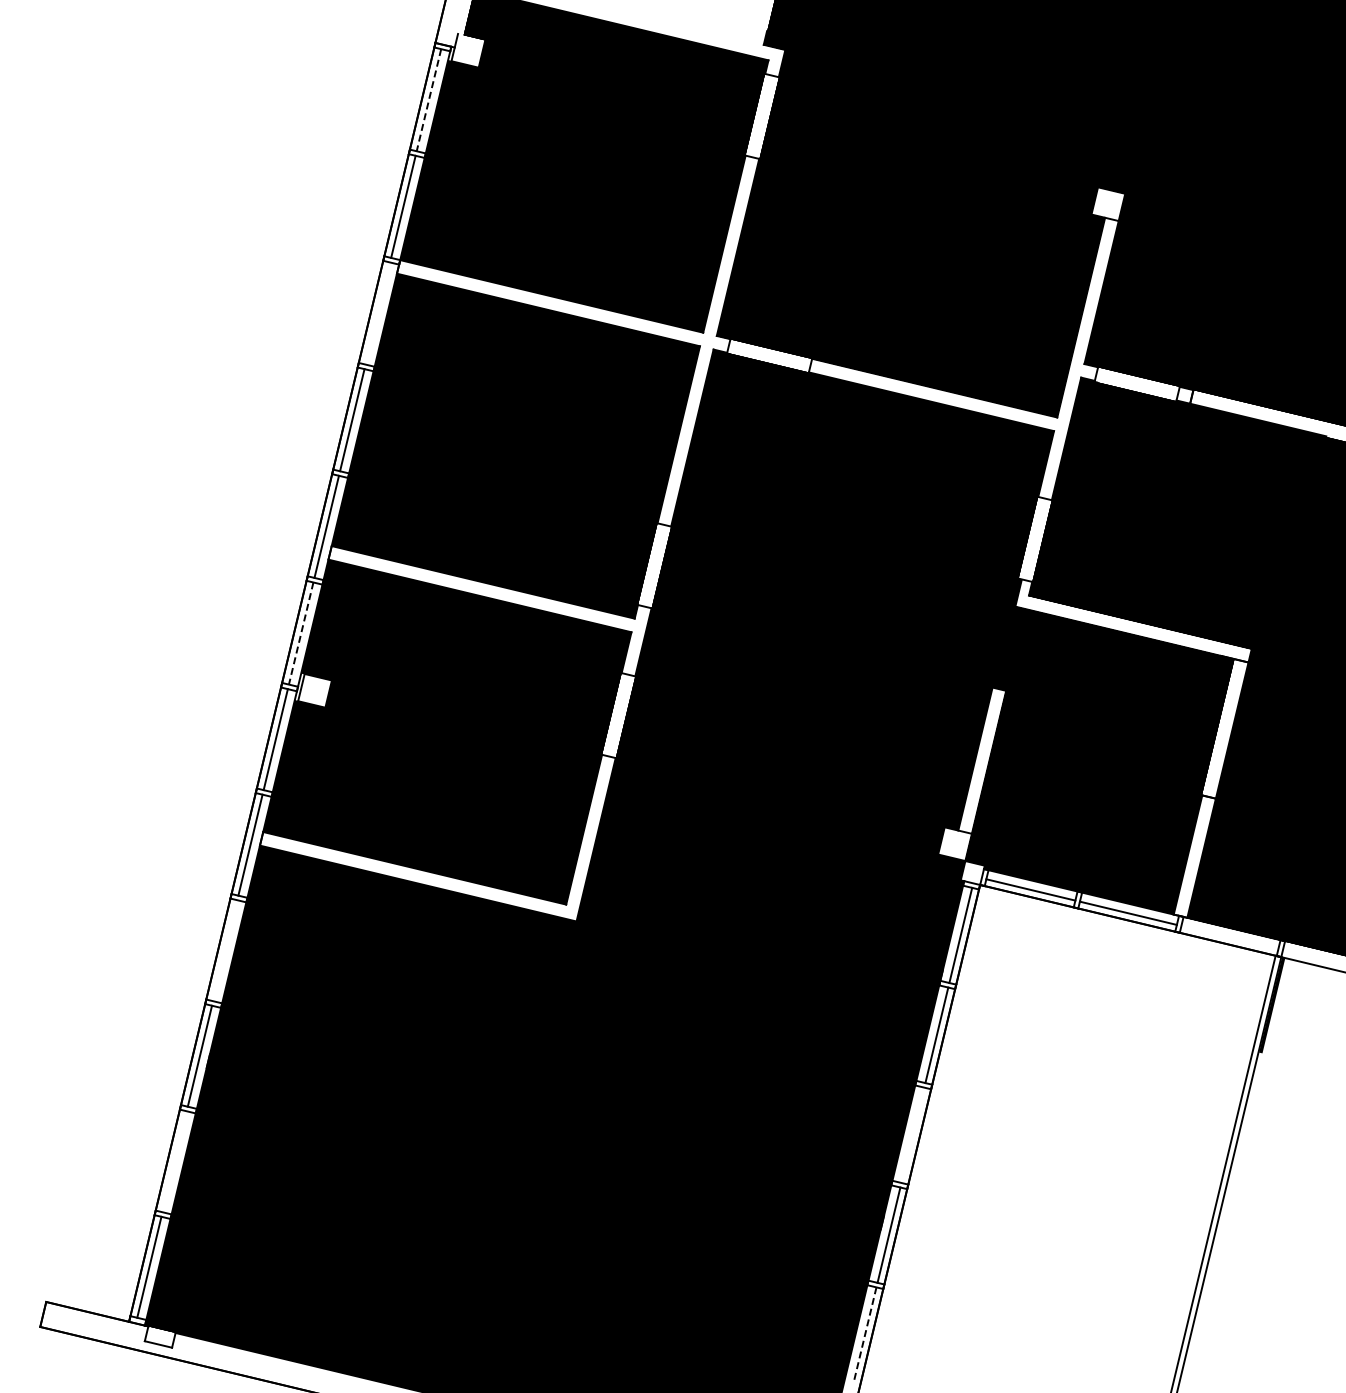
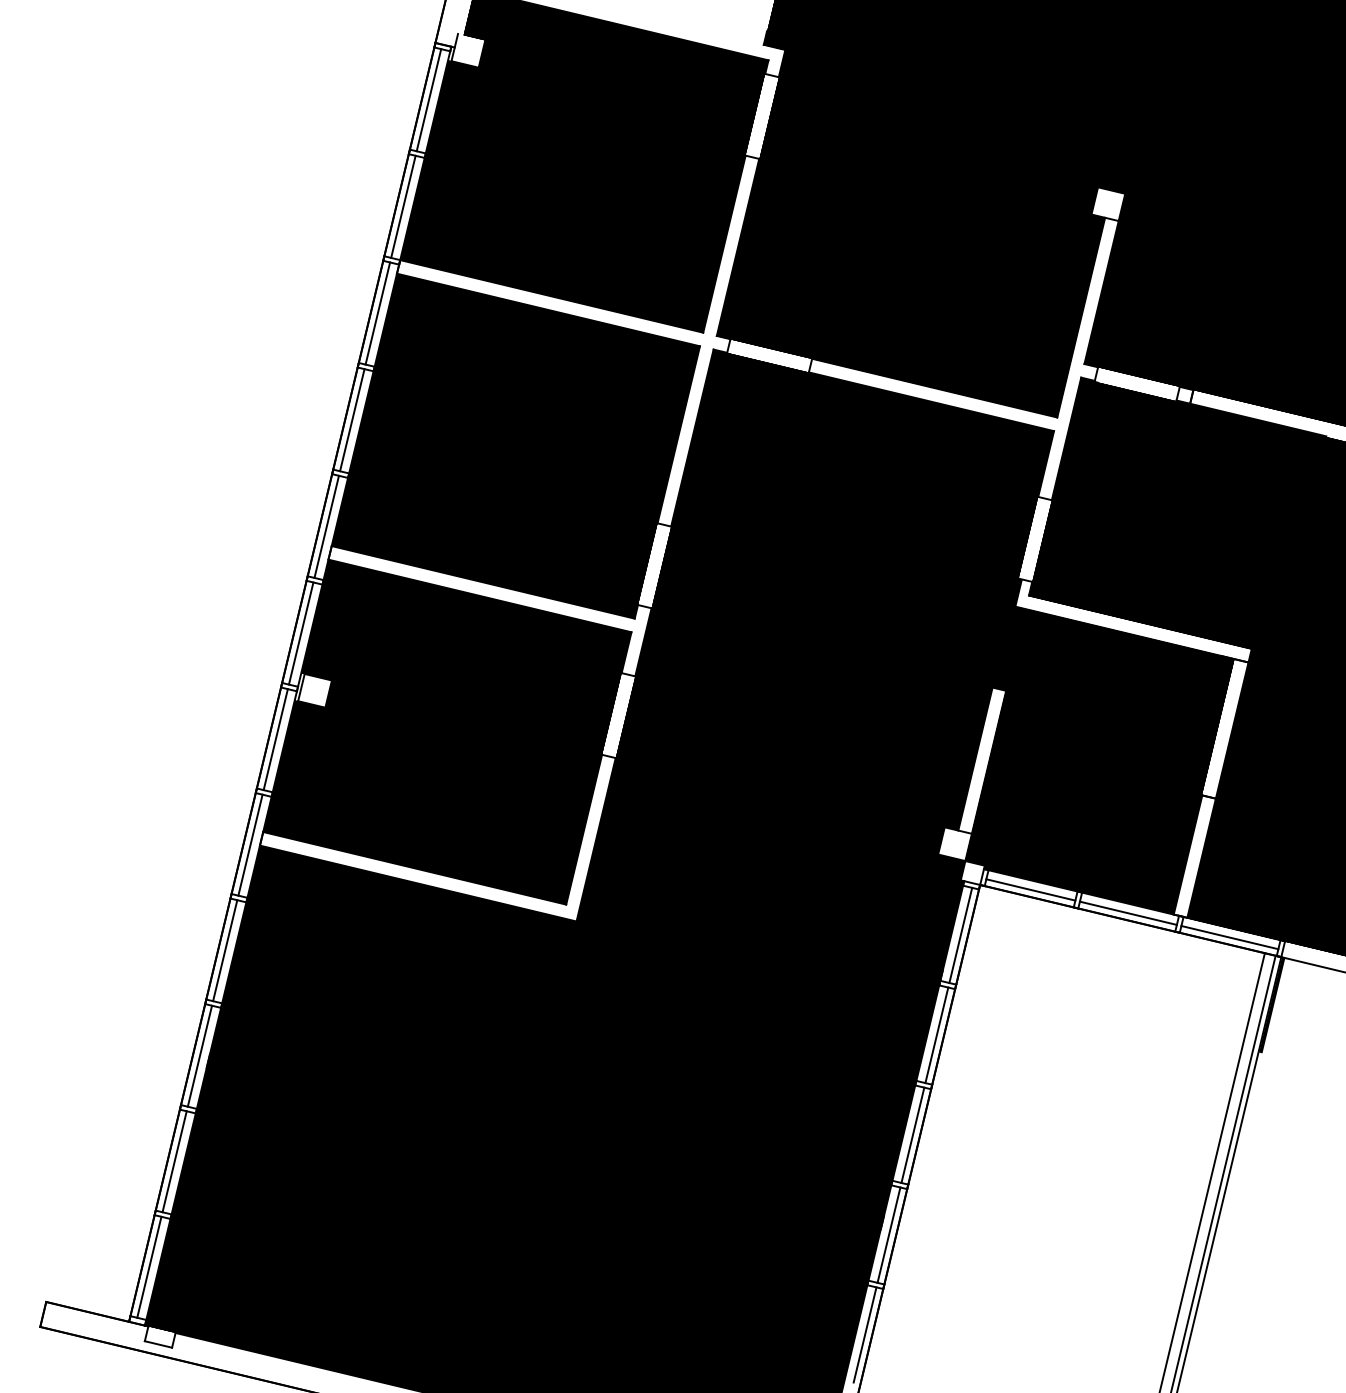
line: dashed -> solid (428, 100)
line: none -> present (377, 313)
line: dashed -> solid (301, 633)
line: none -> present (1229, 937)
line: none -> present (225, 950)
line: none -> present (912, 1134)
line: none -> present (174, 1161)
line: none -> present (1212, 1171)
line: dashed -> solid (865, 1334)
